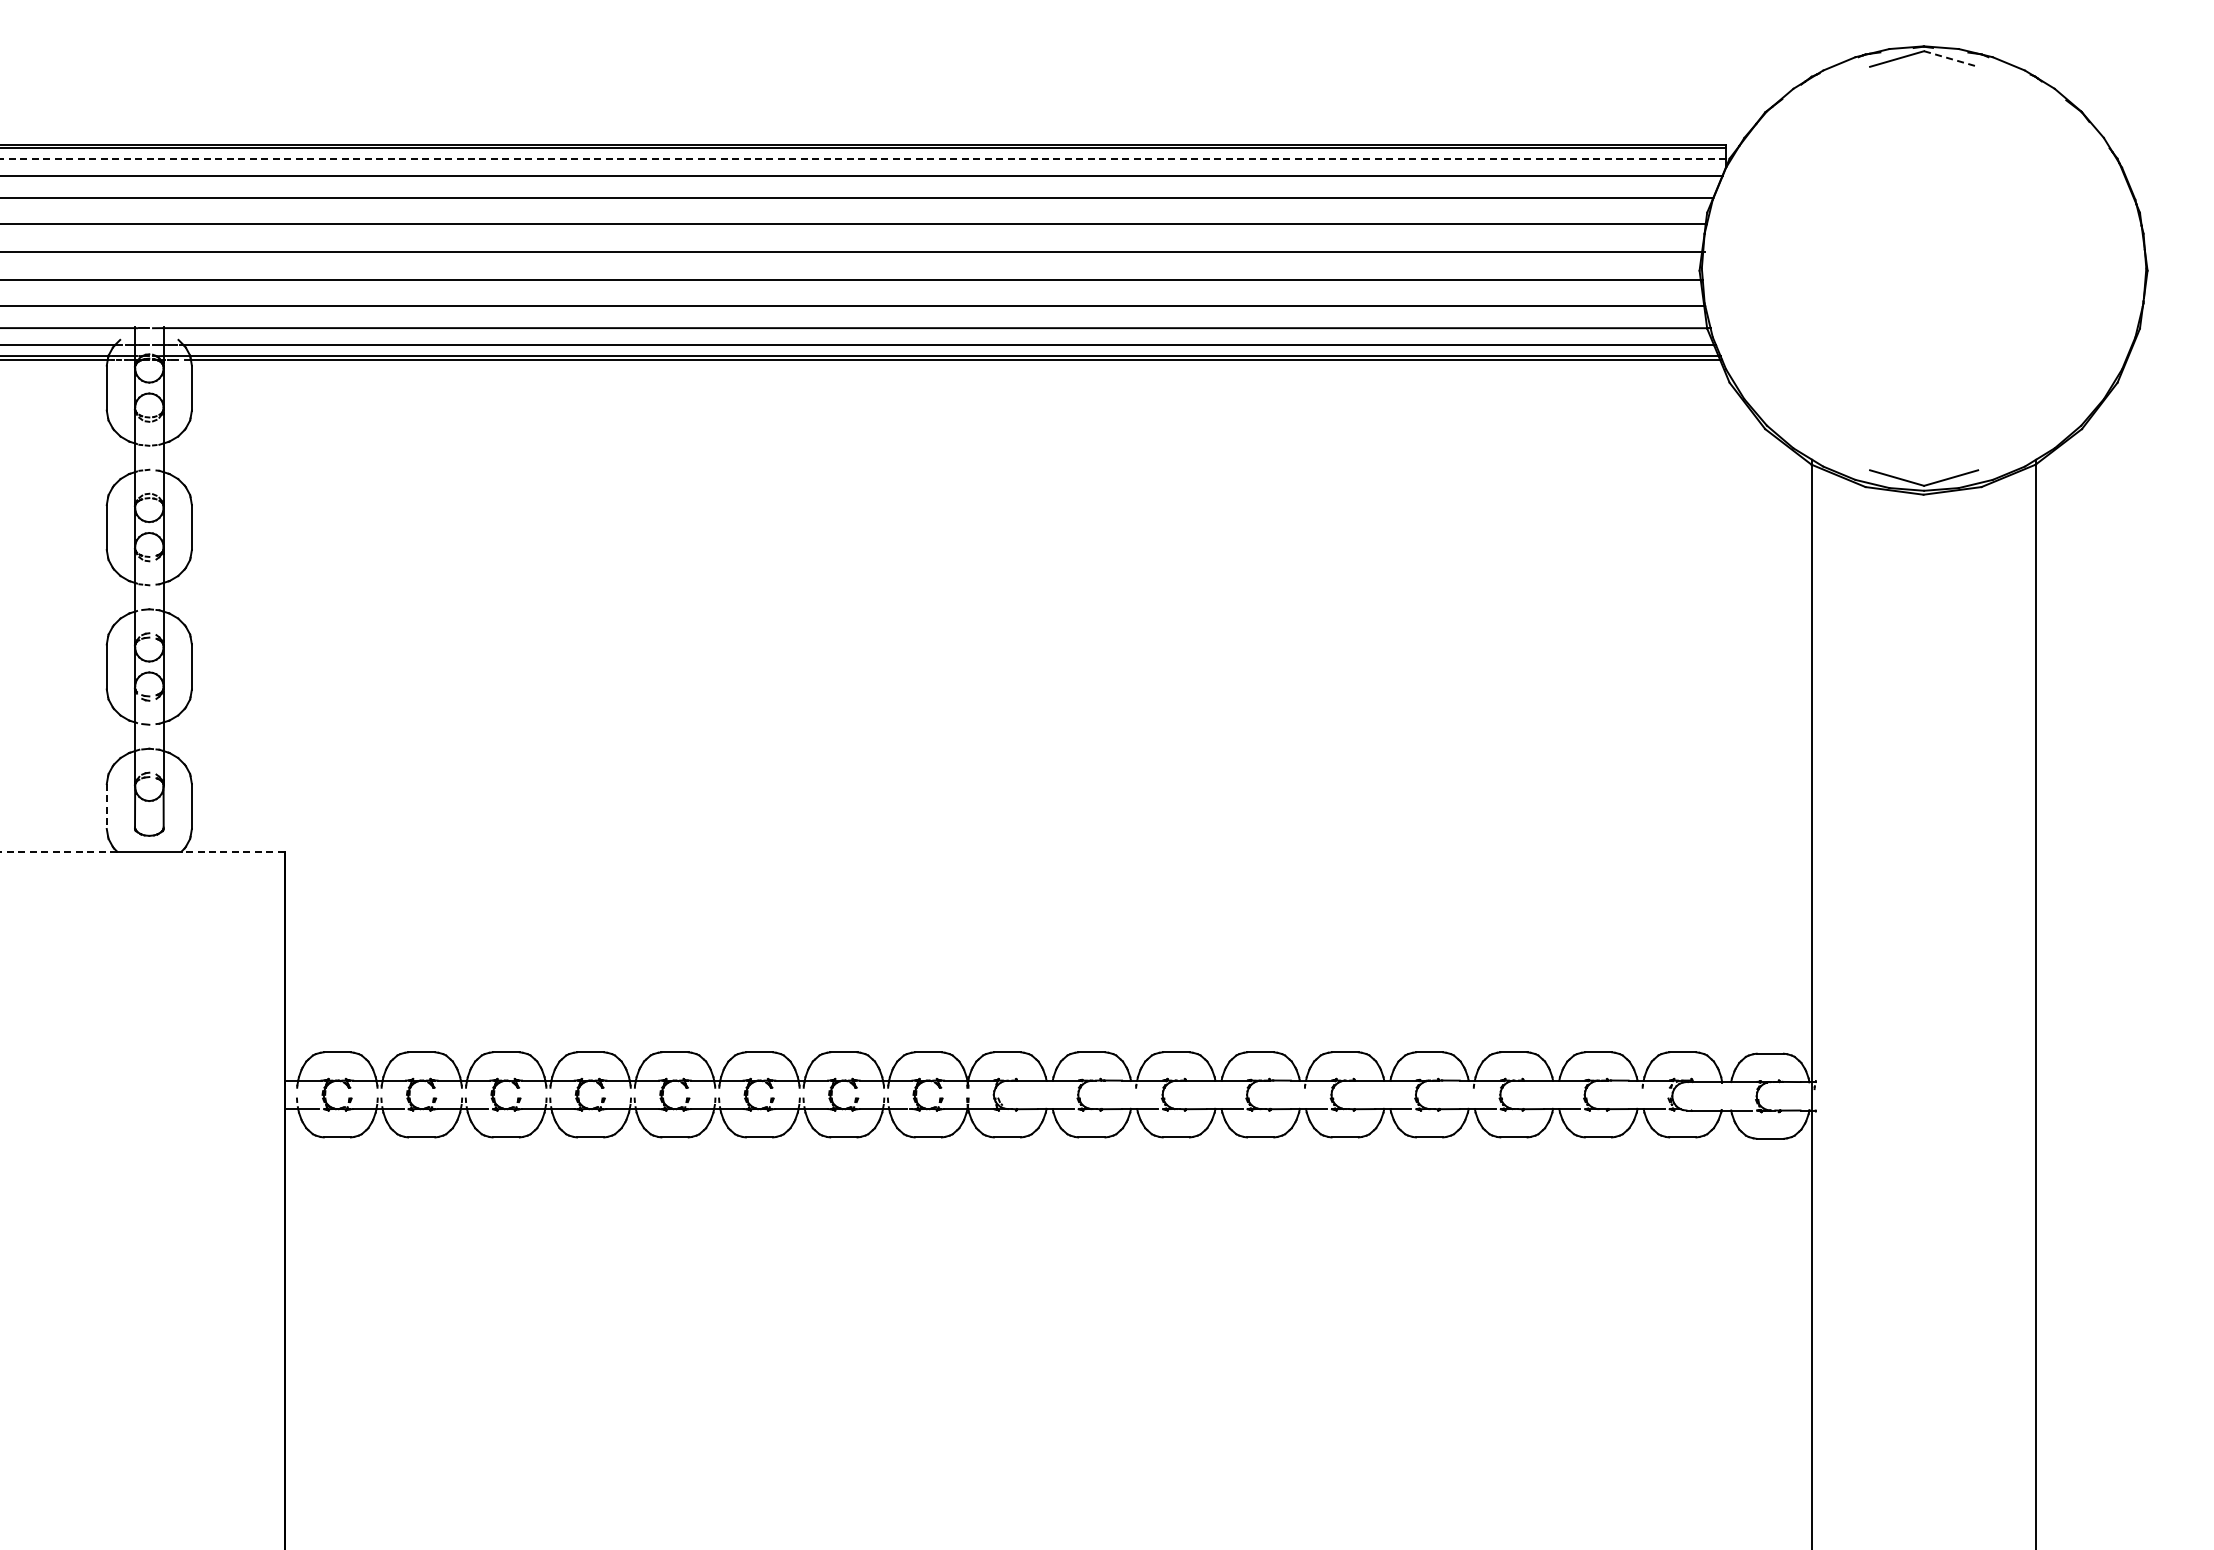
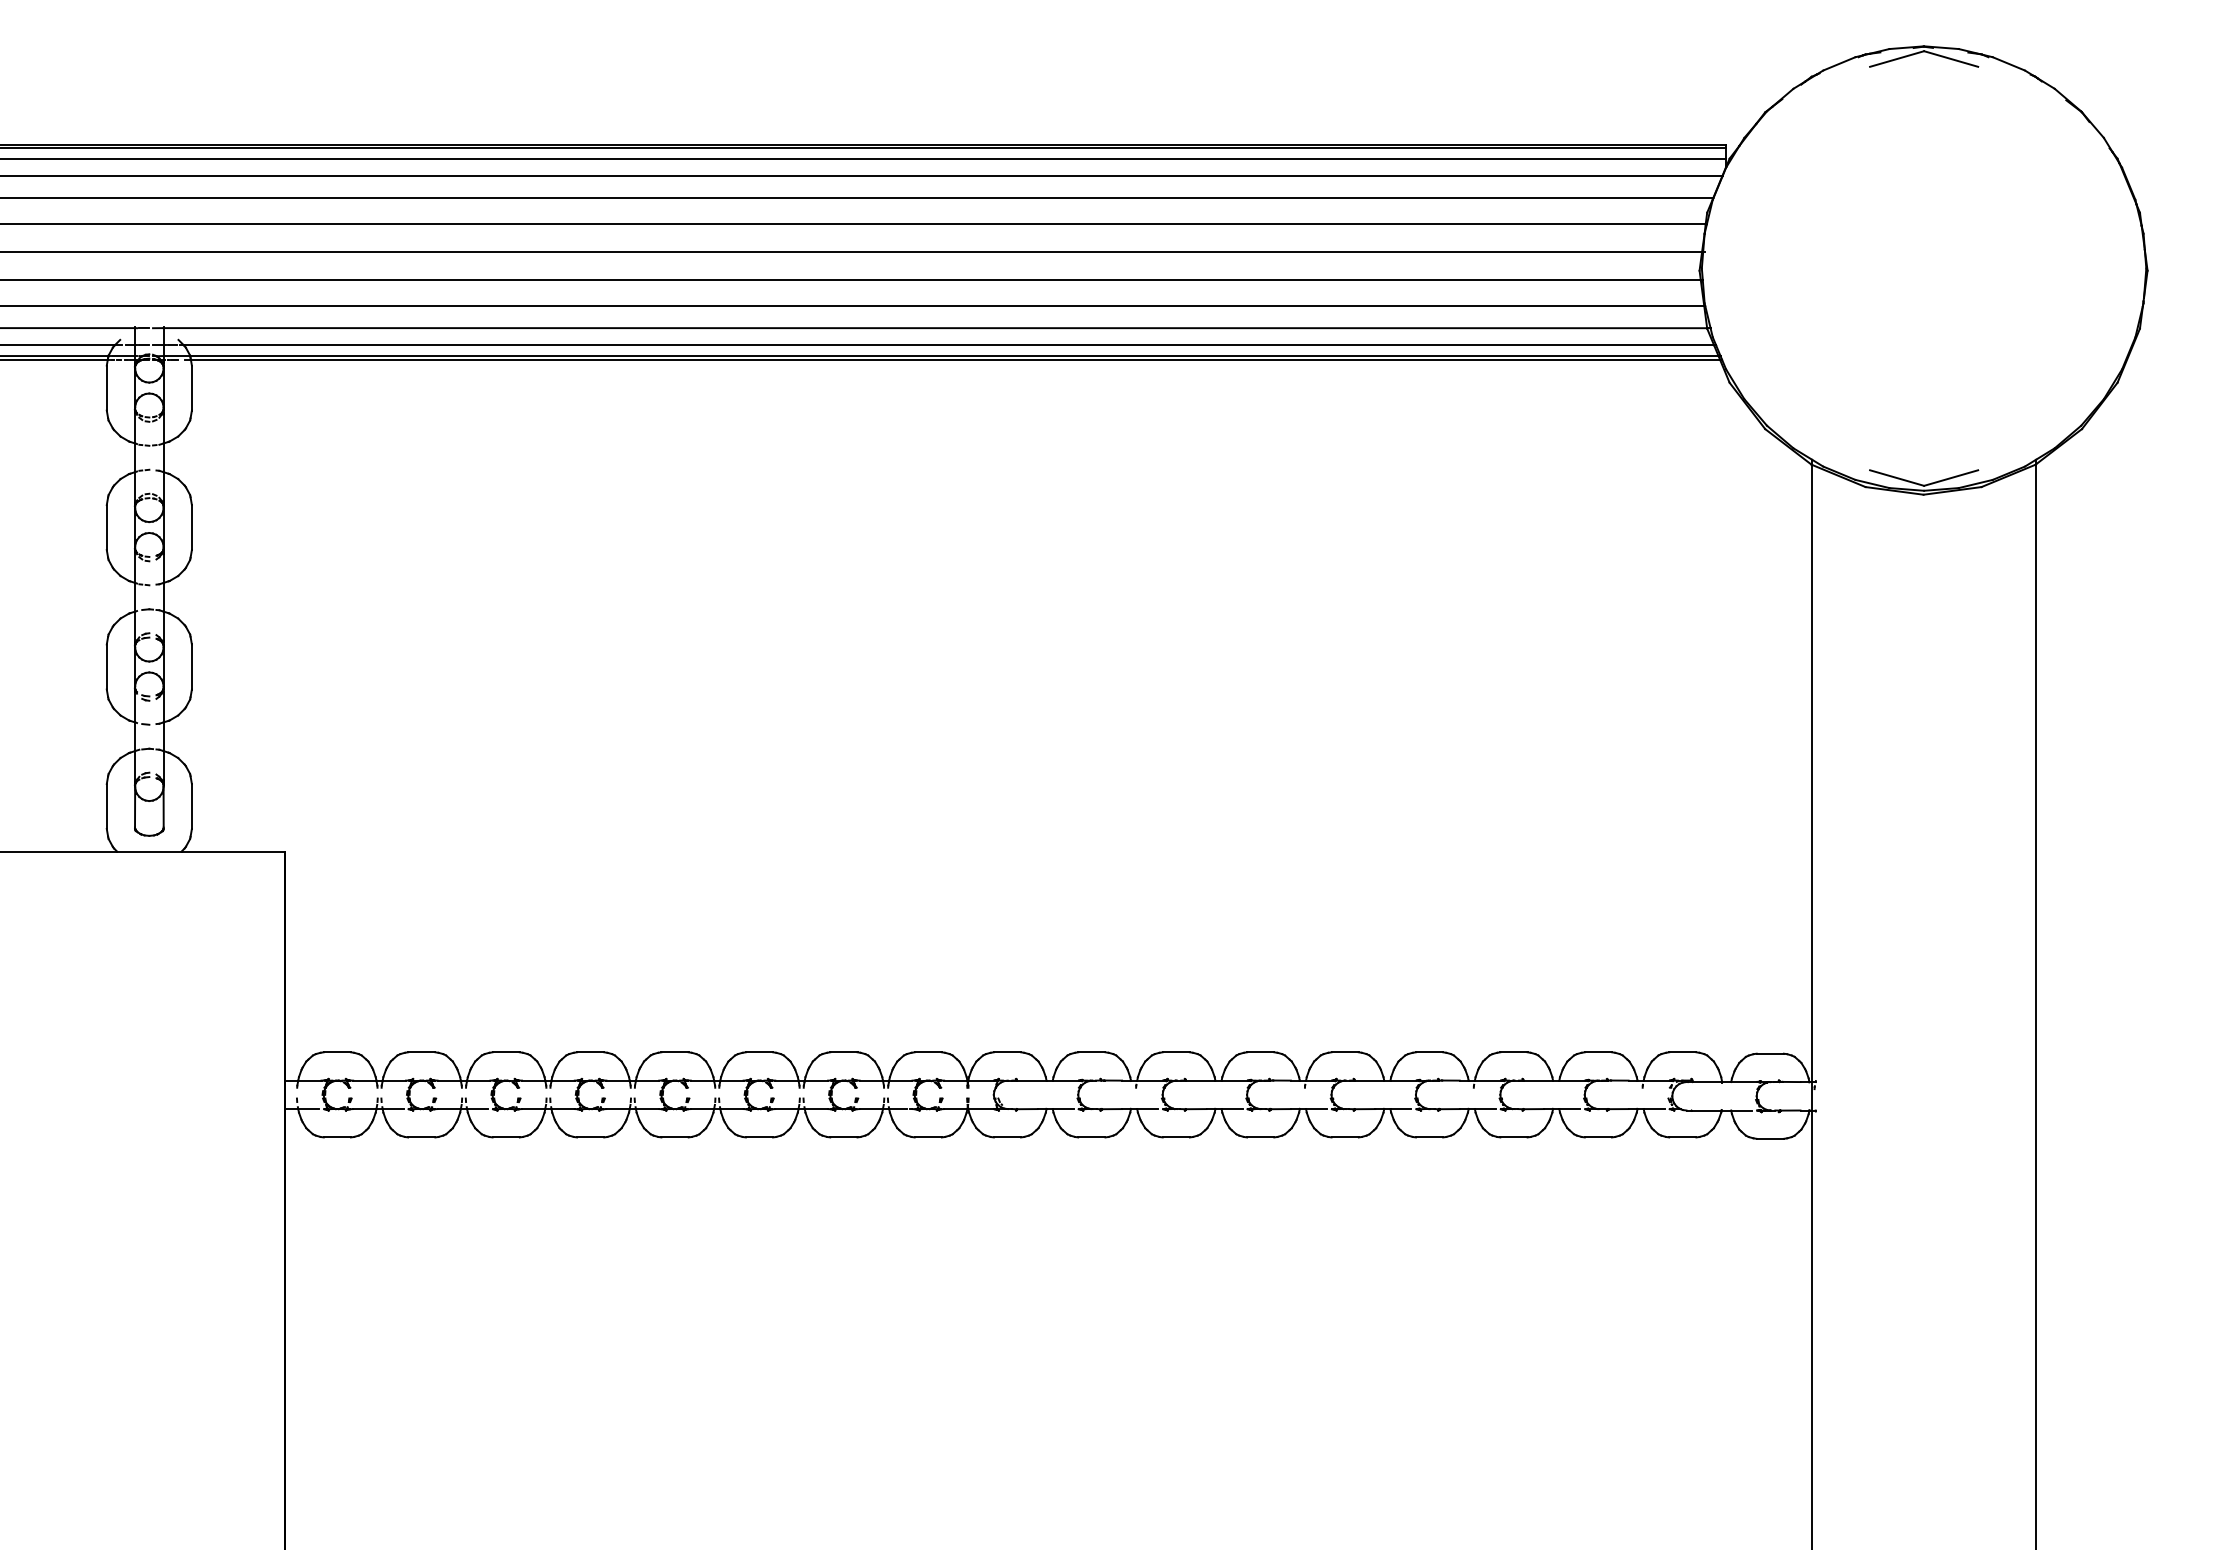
line: dashed -> solid (1951, 59)
line: dashed -> solid (863, 159)
line: dashed -> solid (106, 806)
line: dashed -> solid (58, 851)
line: dashed -> solid (233, 851)
